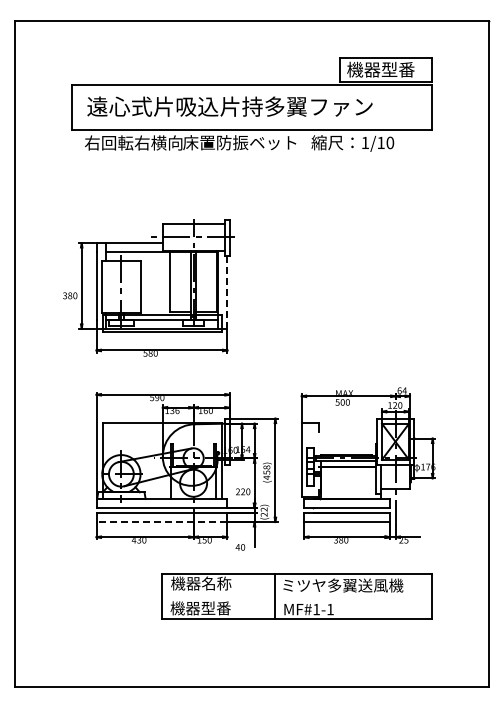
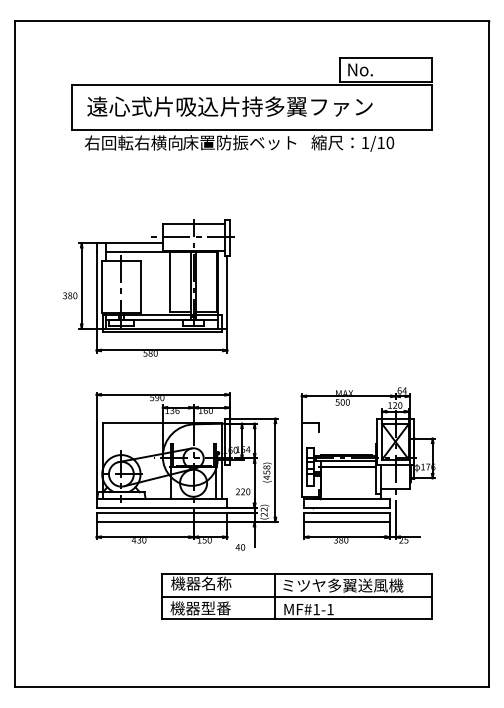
text: 機器型番 -> No. (380, 69)
line: dashed -> solid (227, 291)
line: dashed -> solid (161, 522)
line: none -> present (296, 596)
